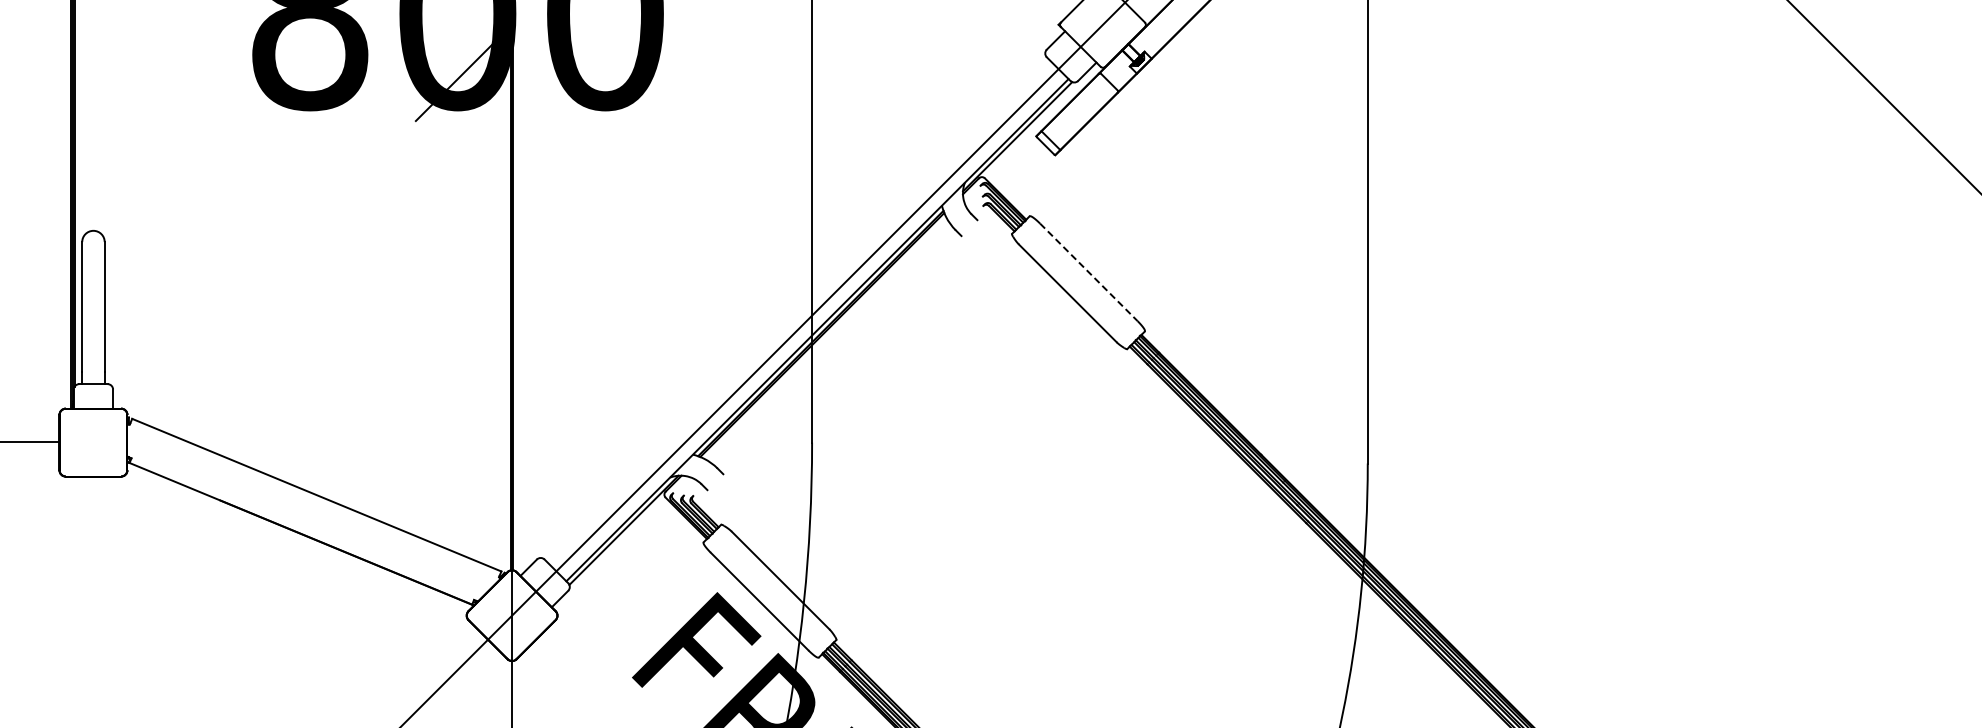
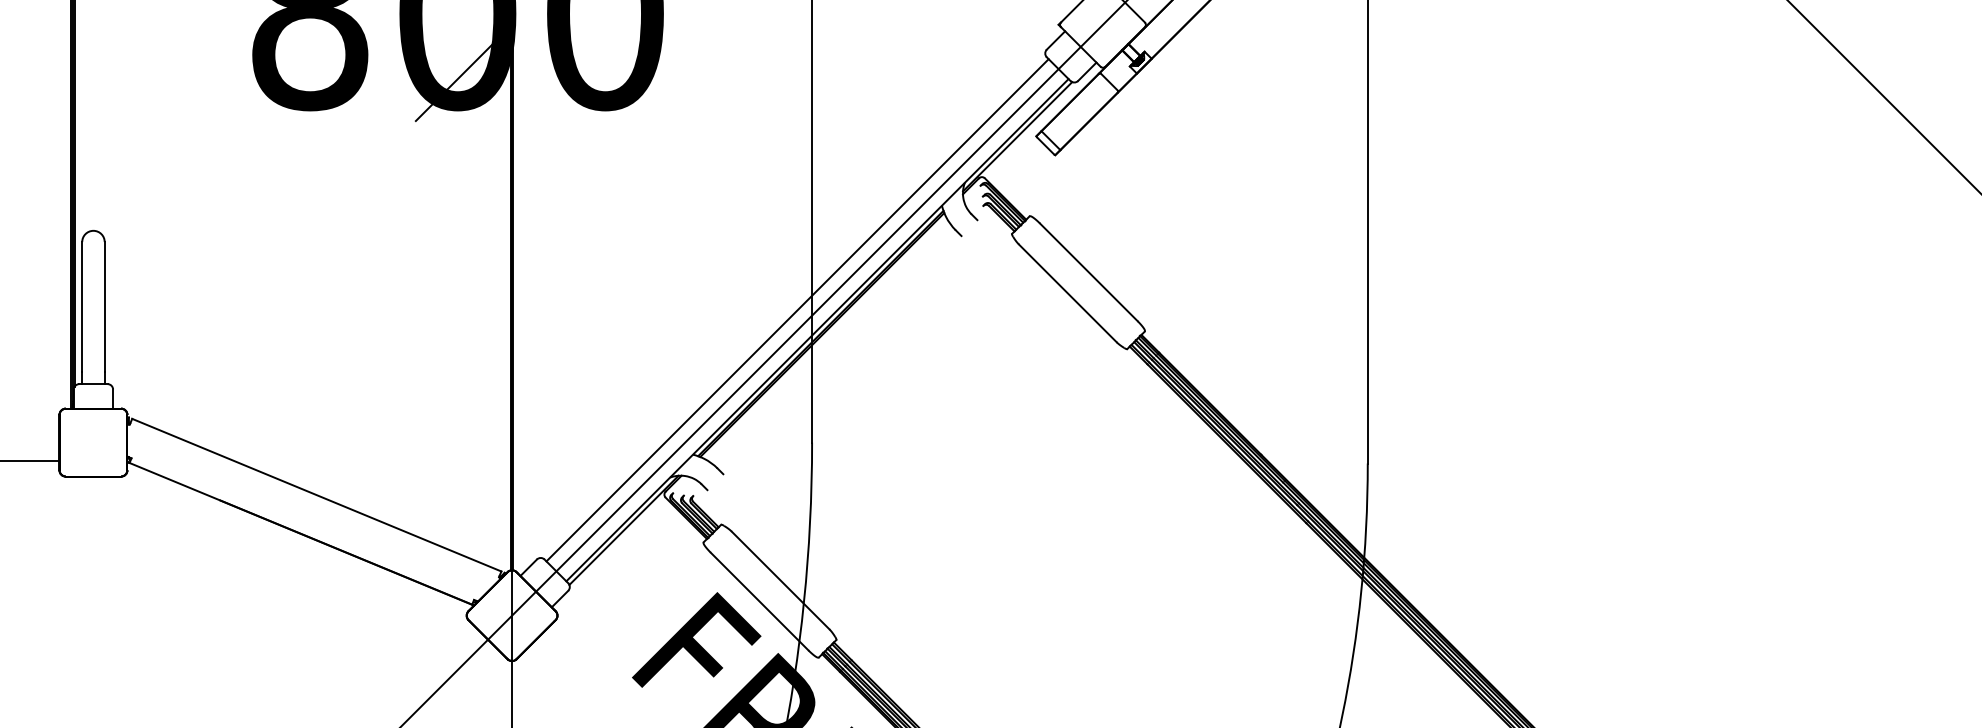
line: dashed -> solid (1088, 272)
line: none -> present (797, 310)
line position: (30, 442) -> (30, 461) (30, 461)
